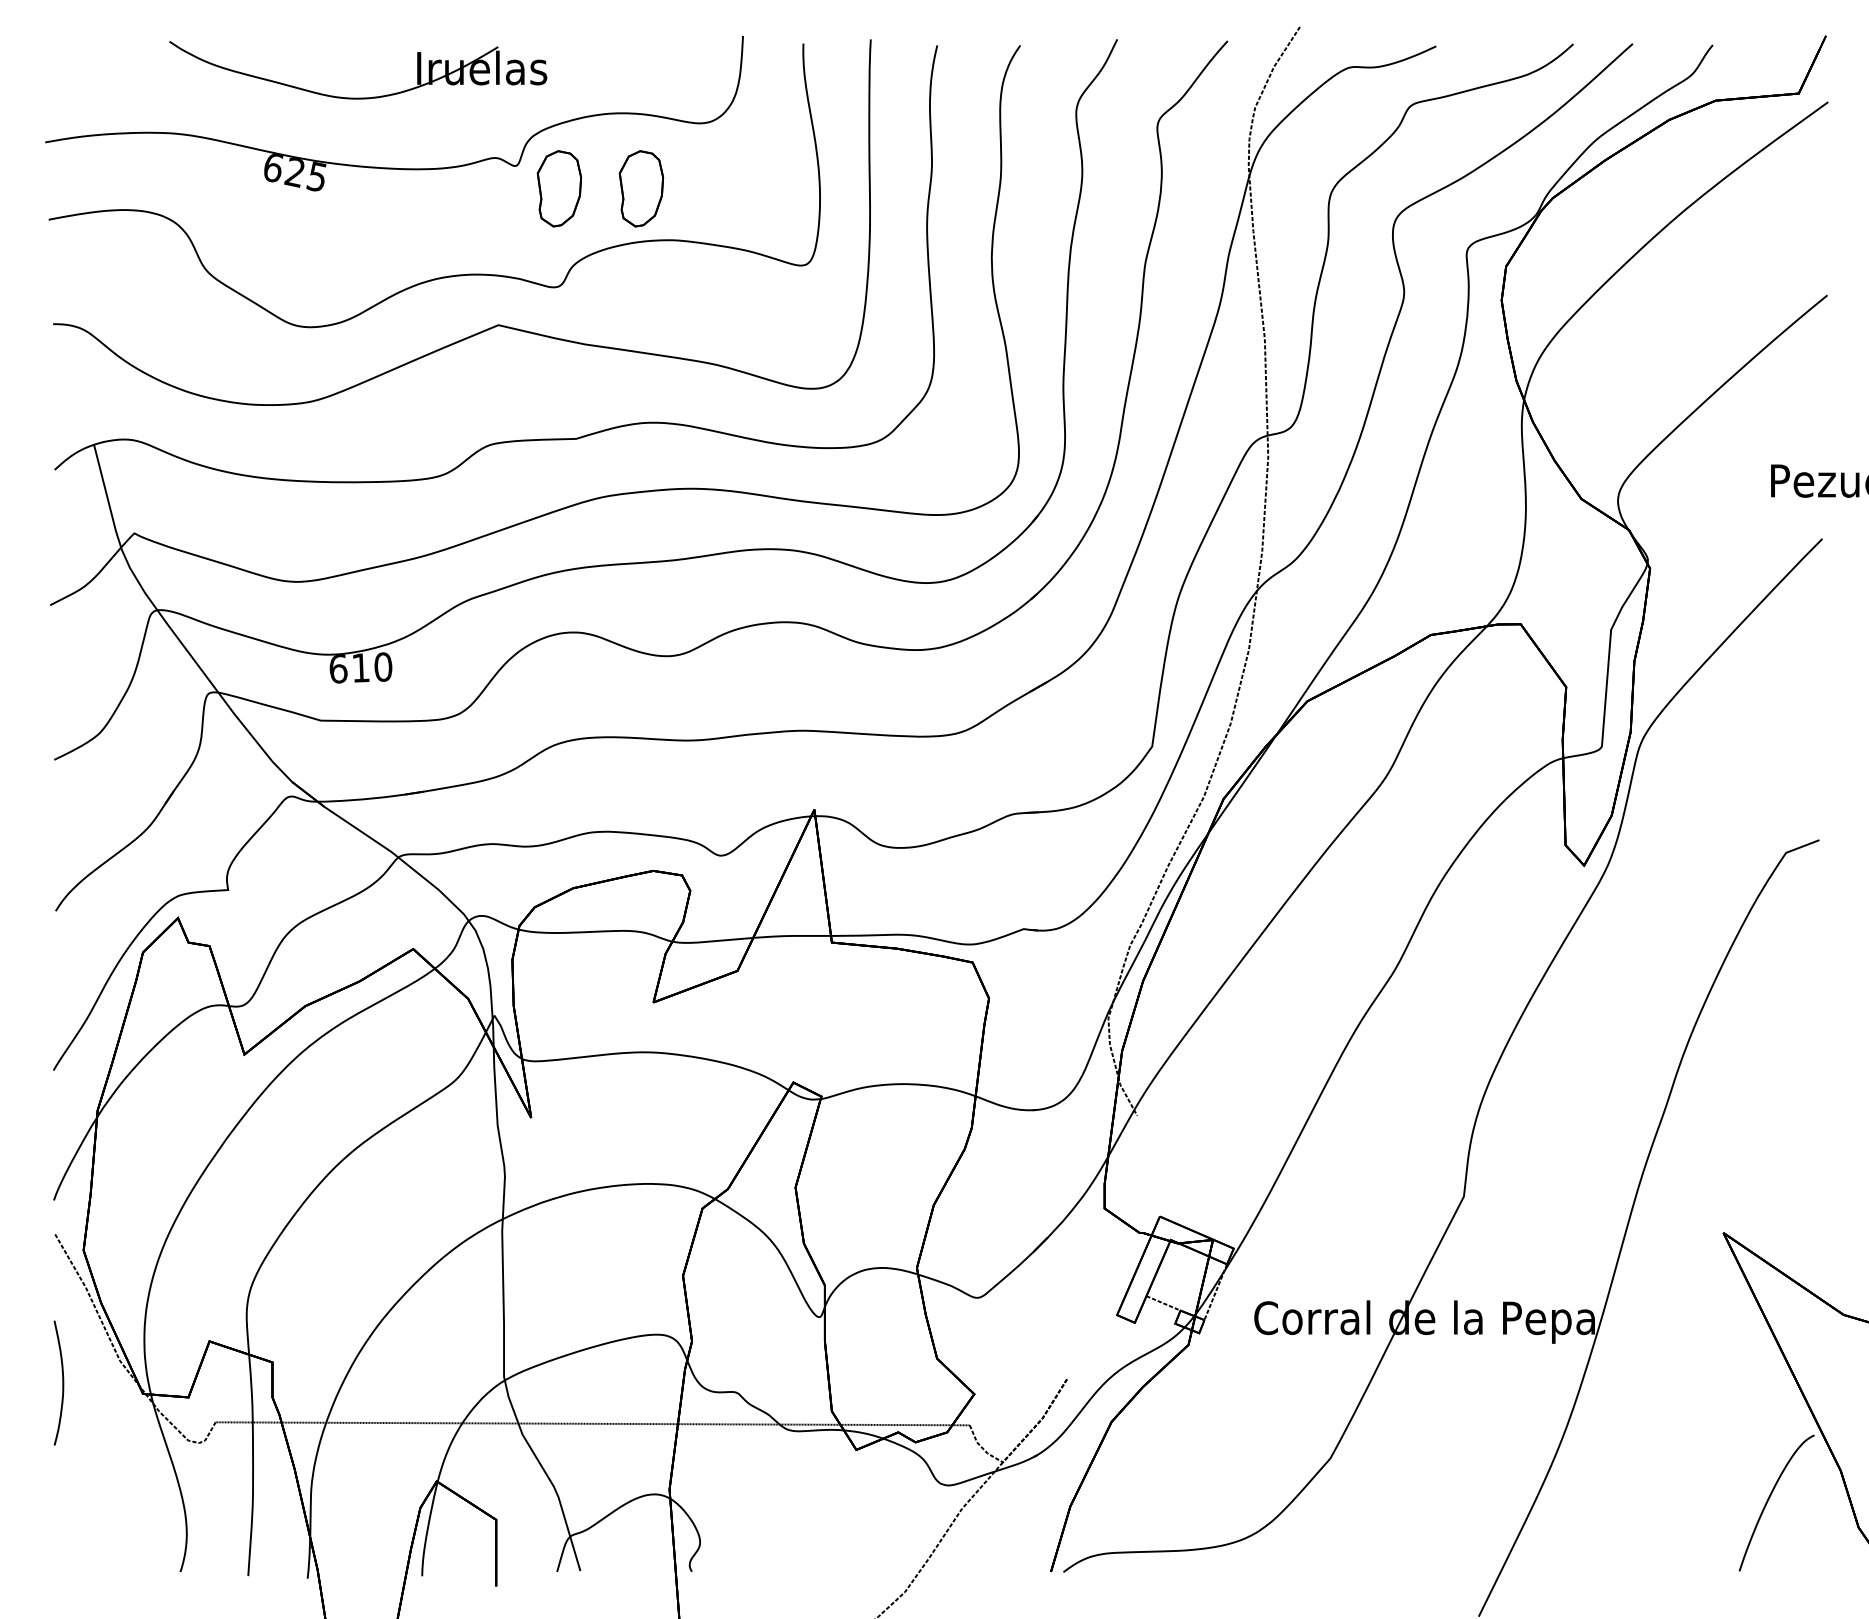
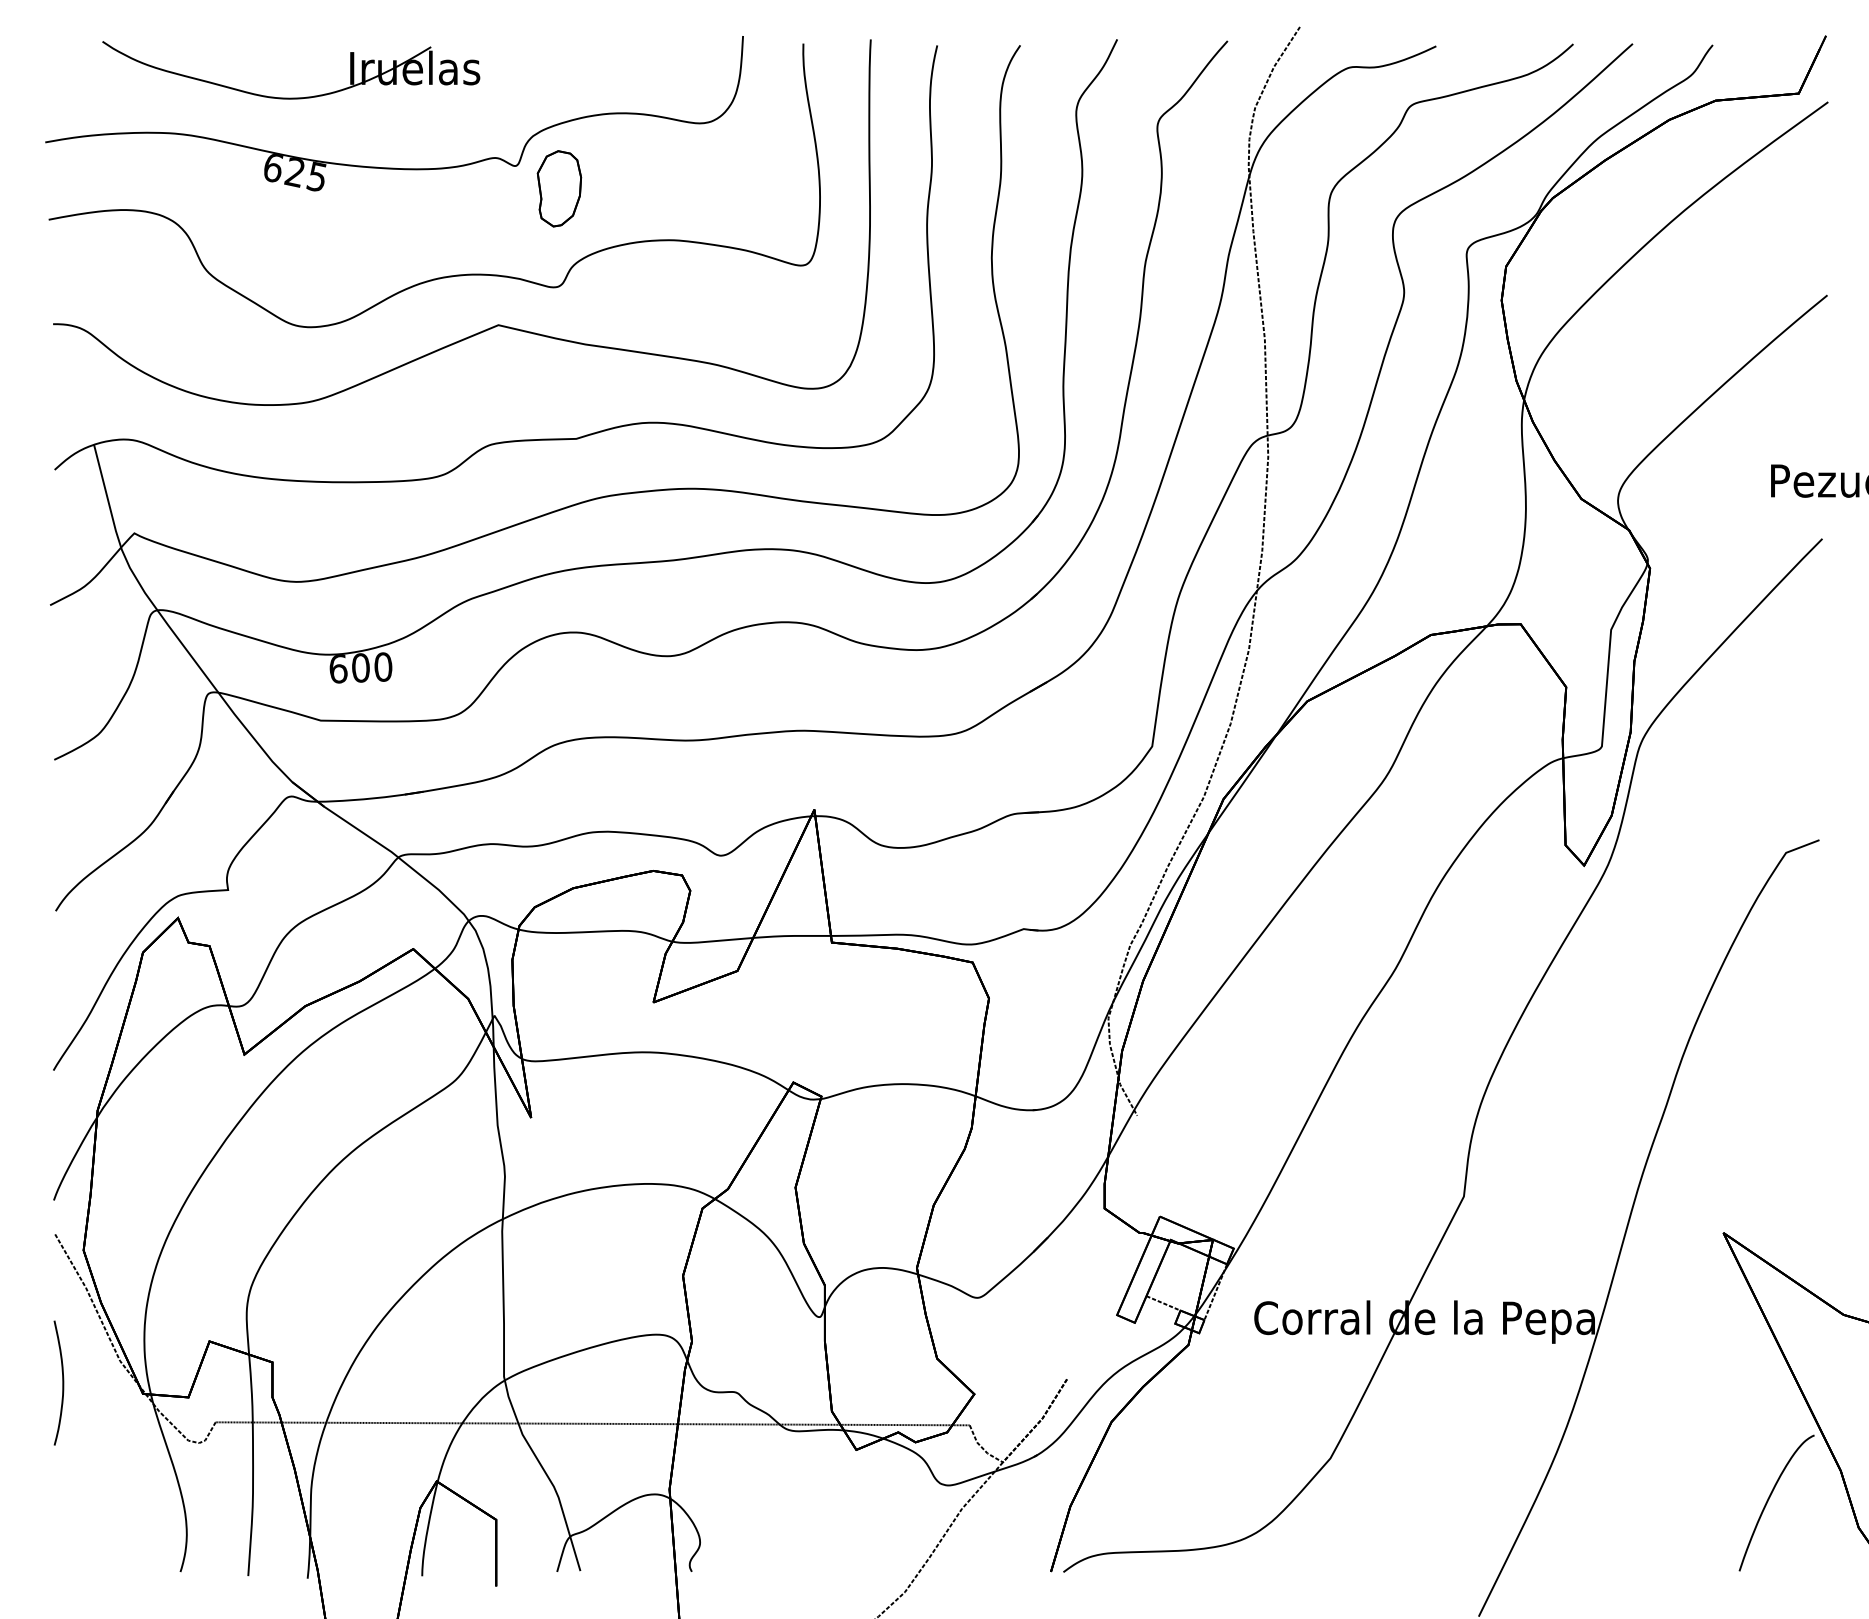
part position: (358, 97) -> (291, 97) (291, 97)
part: present -> none (641, 188)
text: 610 -> 600 (360, 667)
